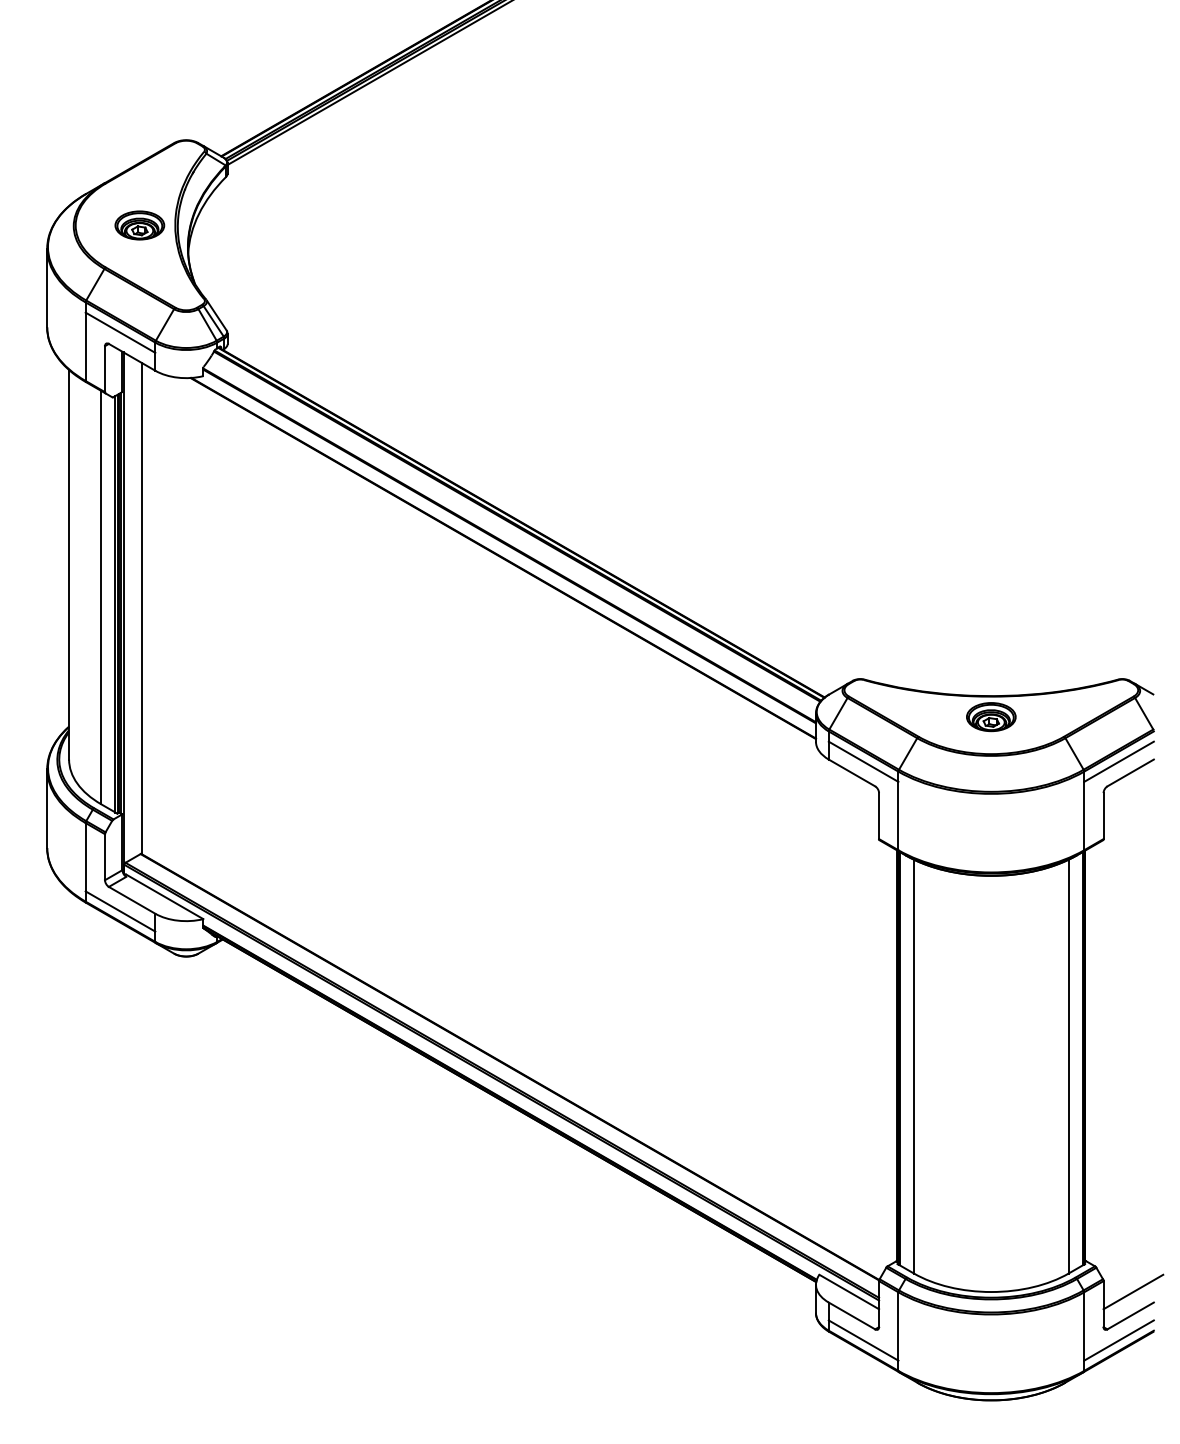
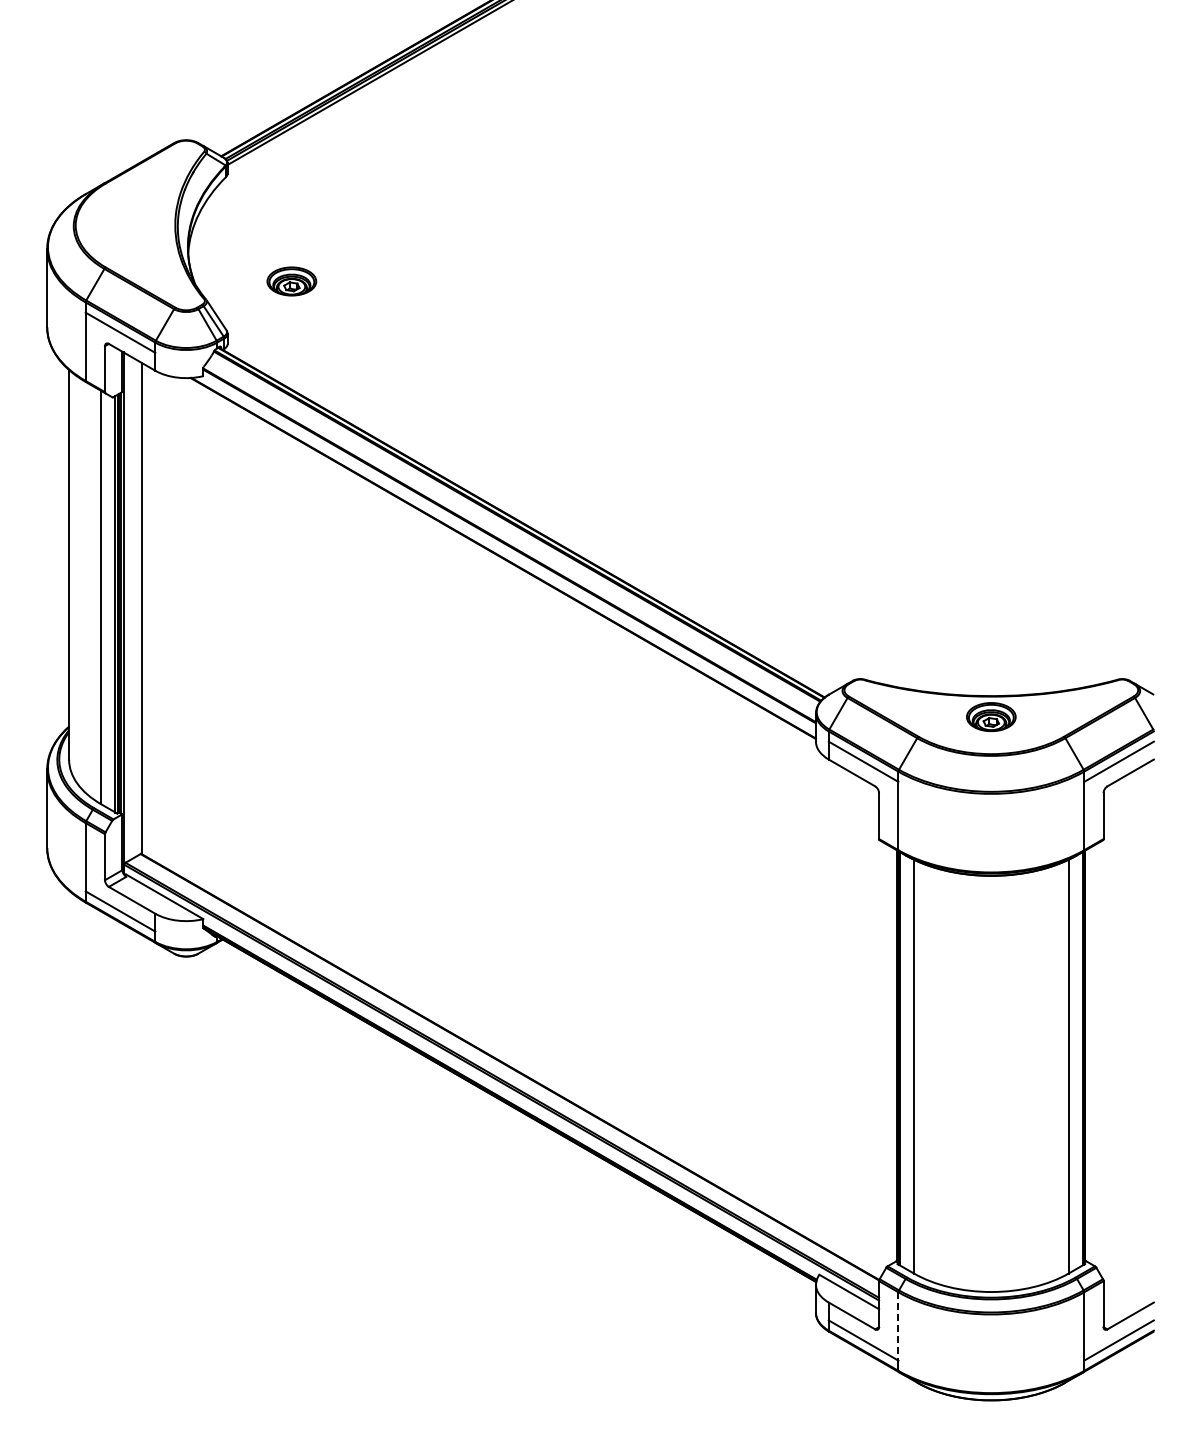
part position: (139, 225) -> (291, 281) (291, 281)
line: present -> none (1133, 1291)
line: solid -> dashed (898, 1326)
